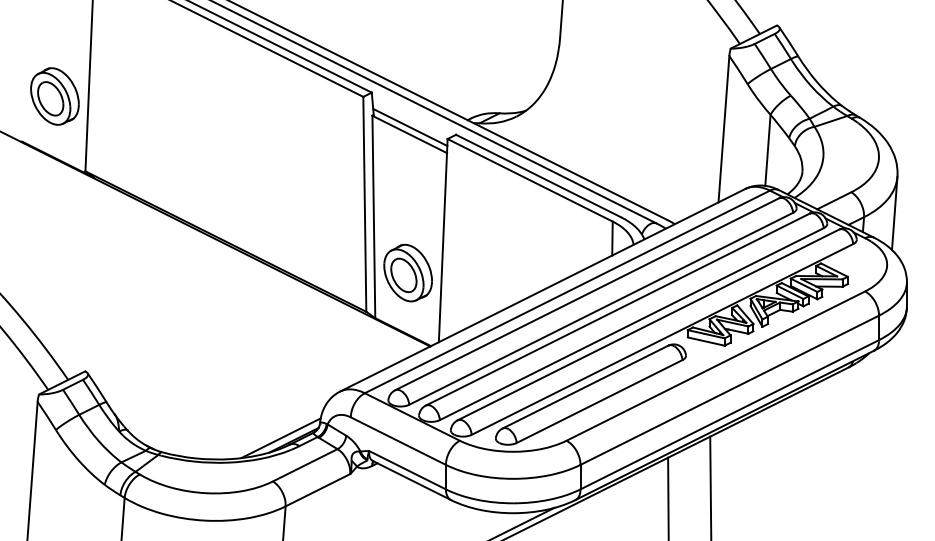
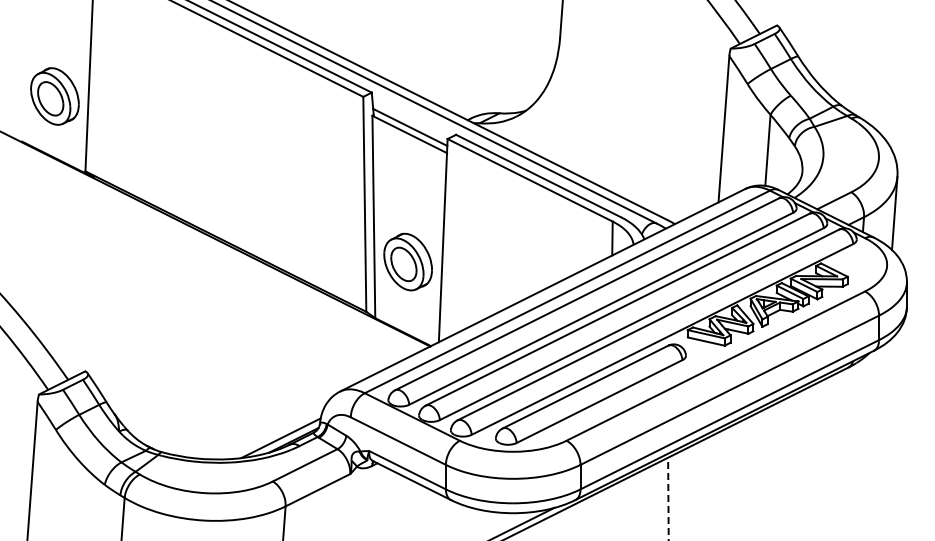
part position: (407, 272) -> (407, 261) (407, 261)
line: present -> none (710, 486)
line: solid -> dashed (668, 498)
